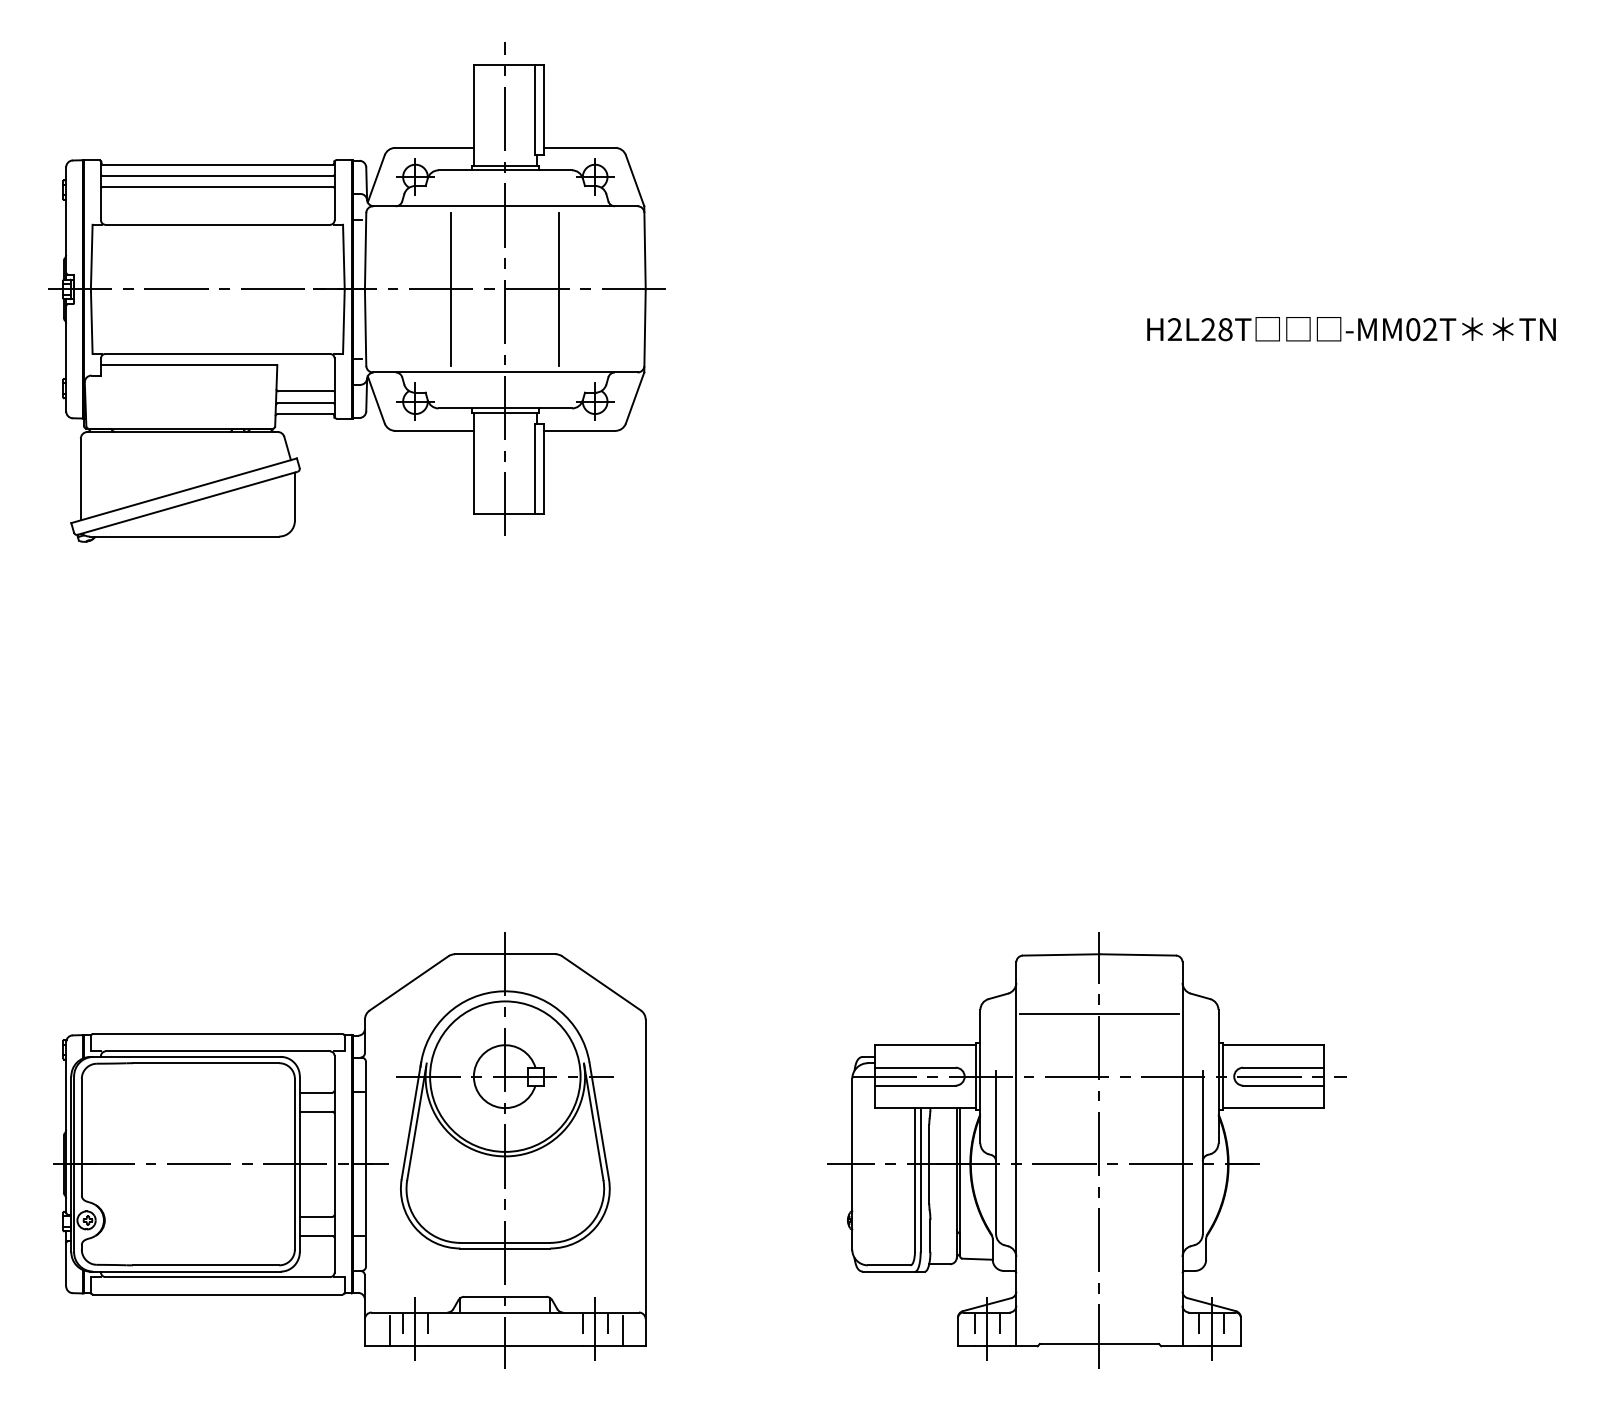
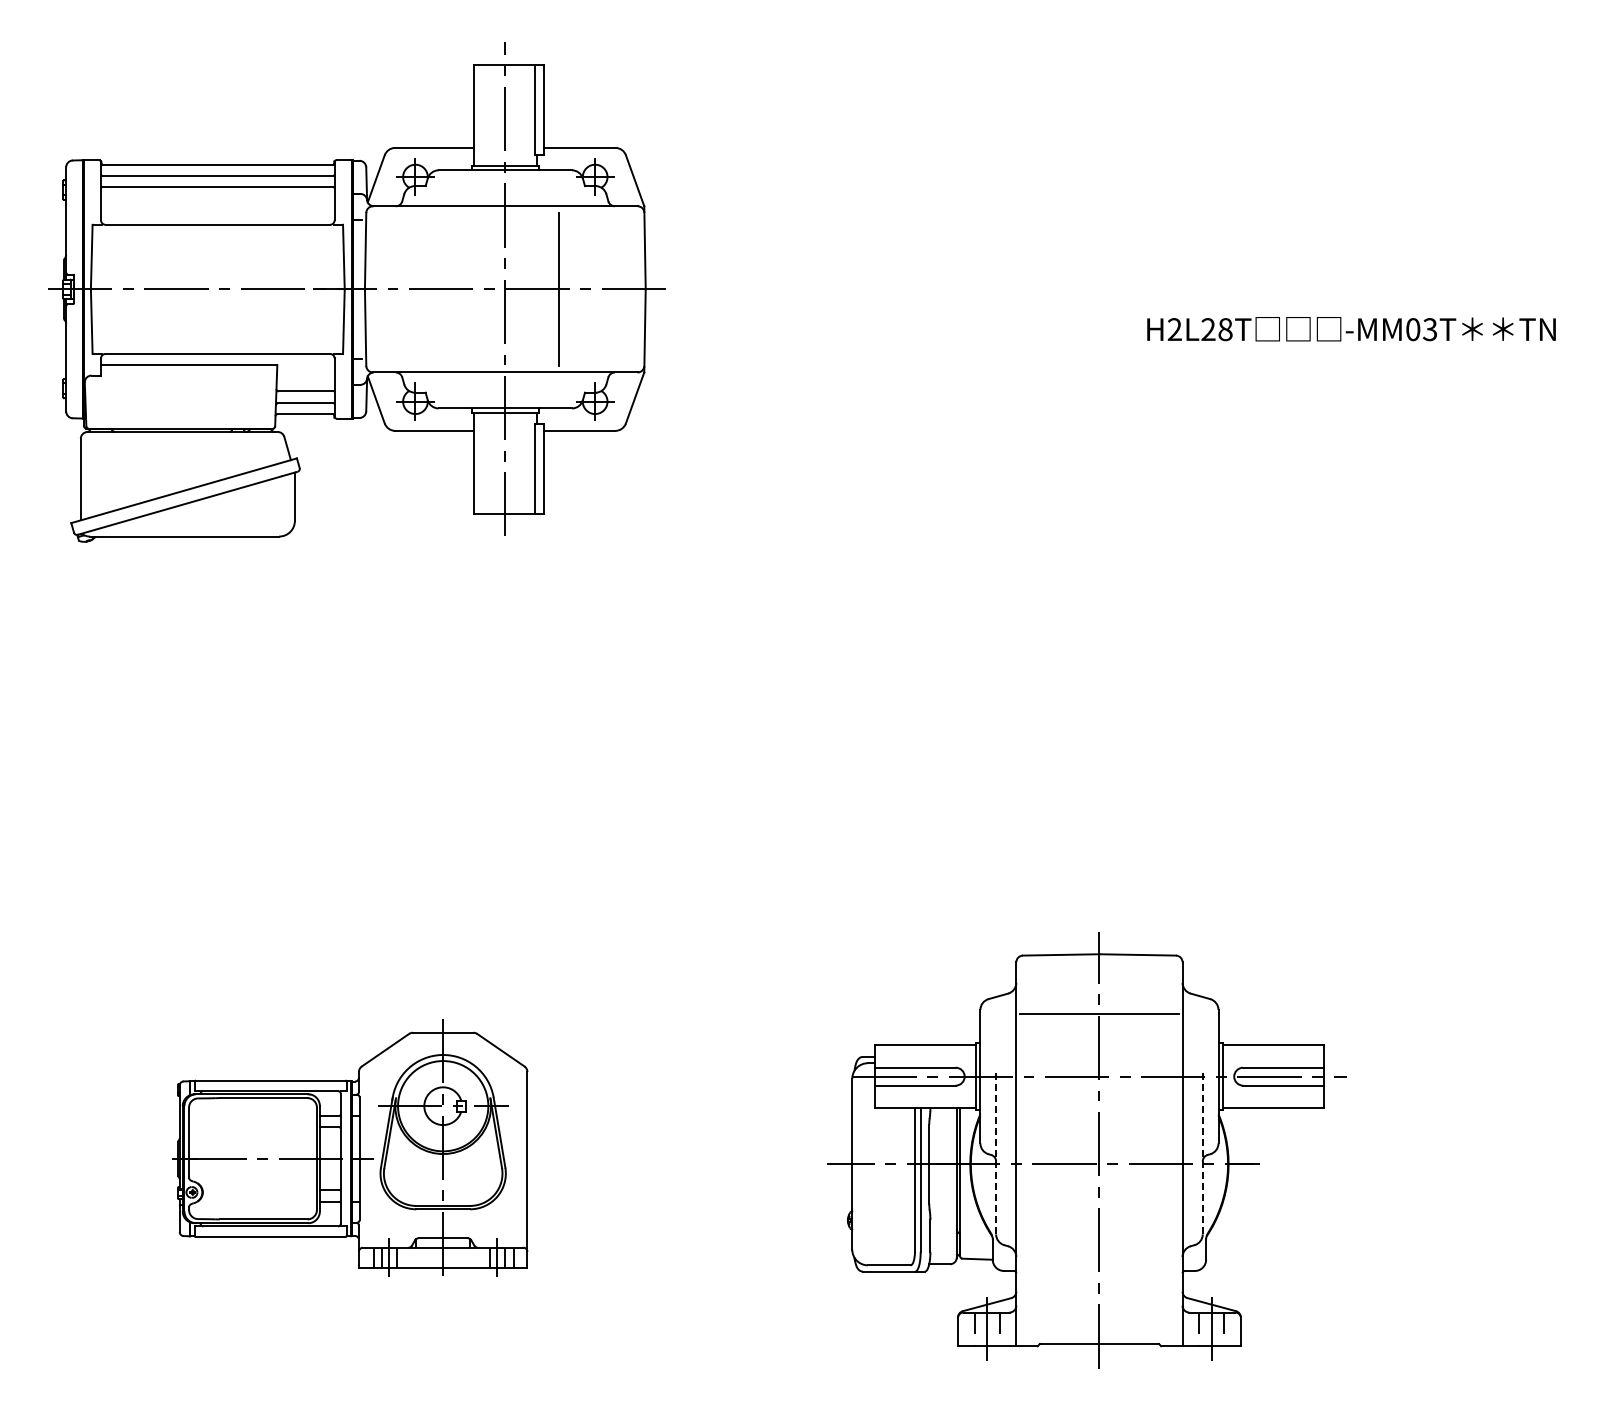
line: present -> none (451, 289)
text: -MM02T -> -MM03T (1430, 329)
part size: 594x437 px -> 357x258 px (350, 1147)
line: solid -> dashed (996, 1152)
line: solid -> dashed (1202, 1152)
